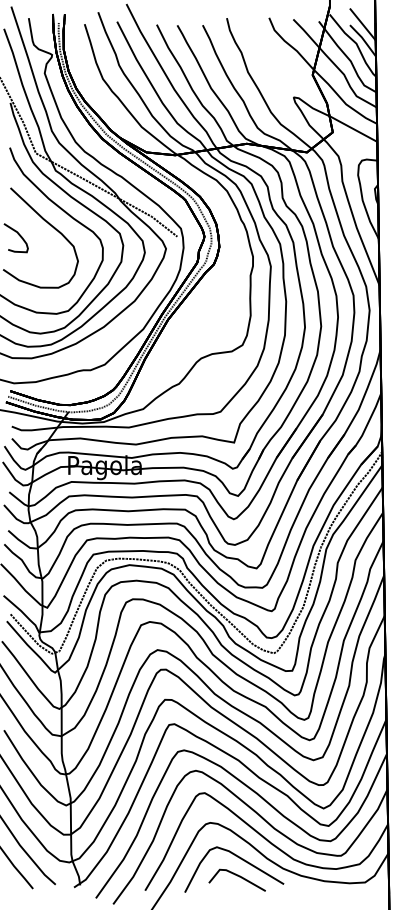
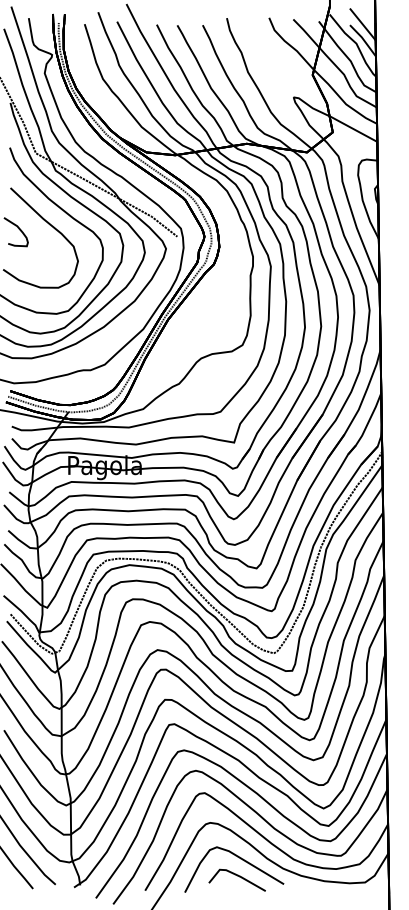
curve position: (18, 235) -> (18, 229) (18, 229)
